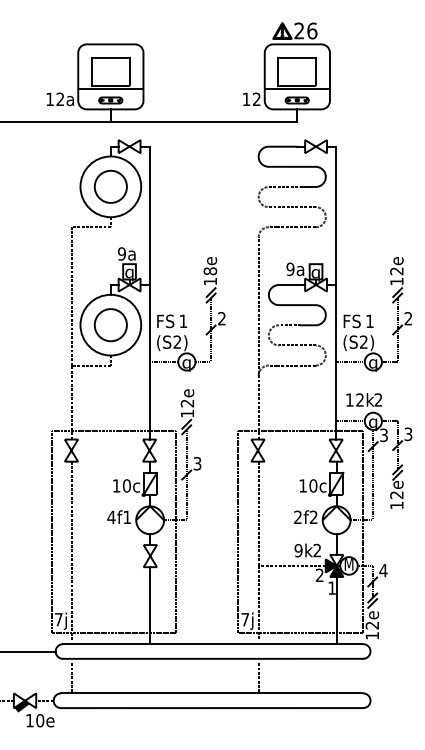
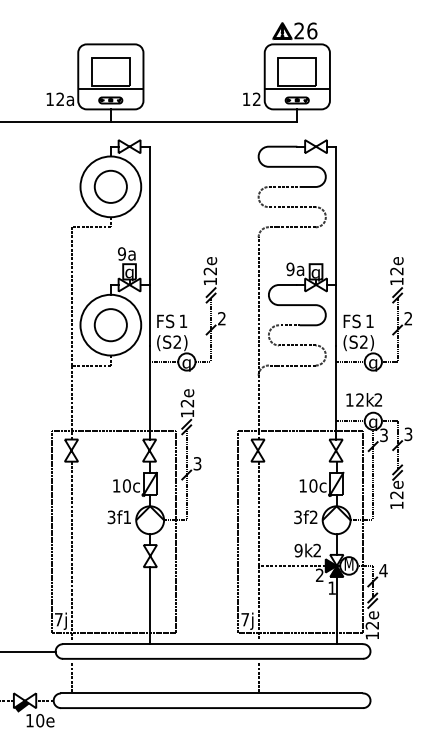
text: 18e -> 12e (210, 271)
text: 4f -> 3f (111, 517)
text: 2f -> 3f (297, 517)
